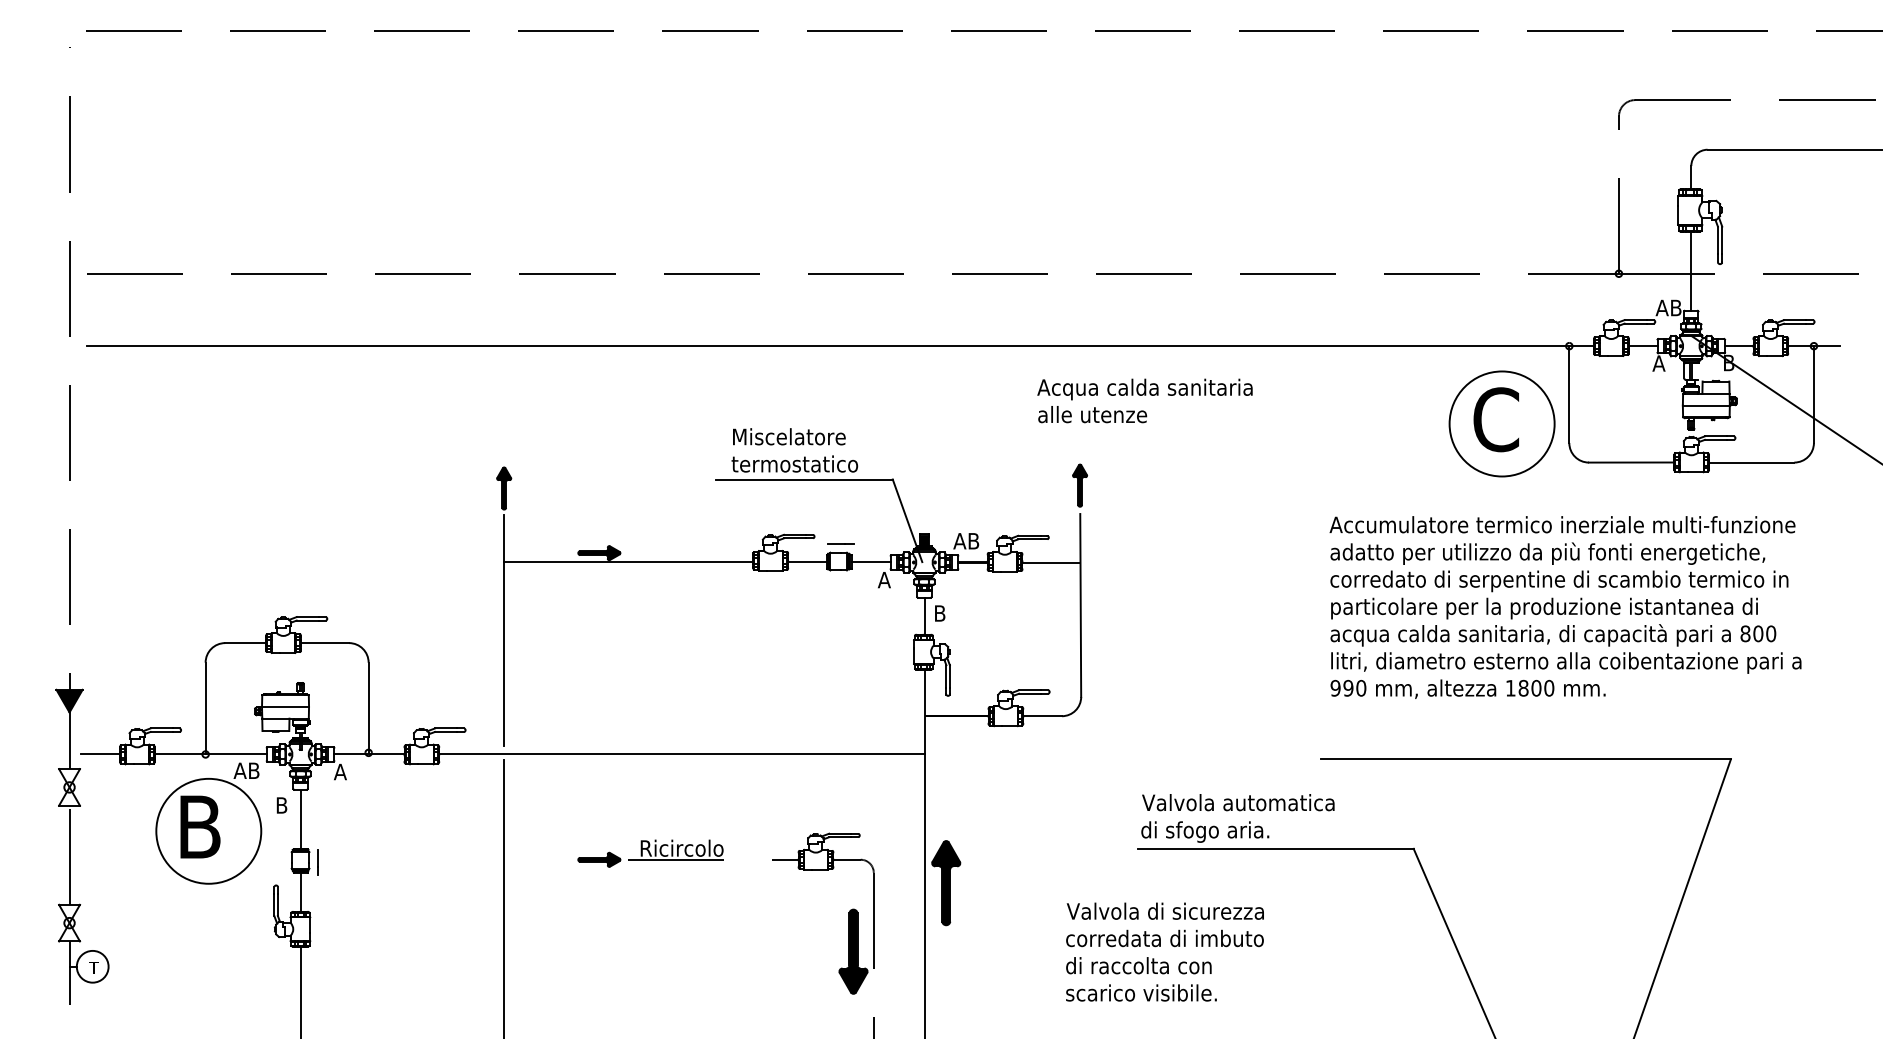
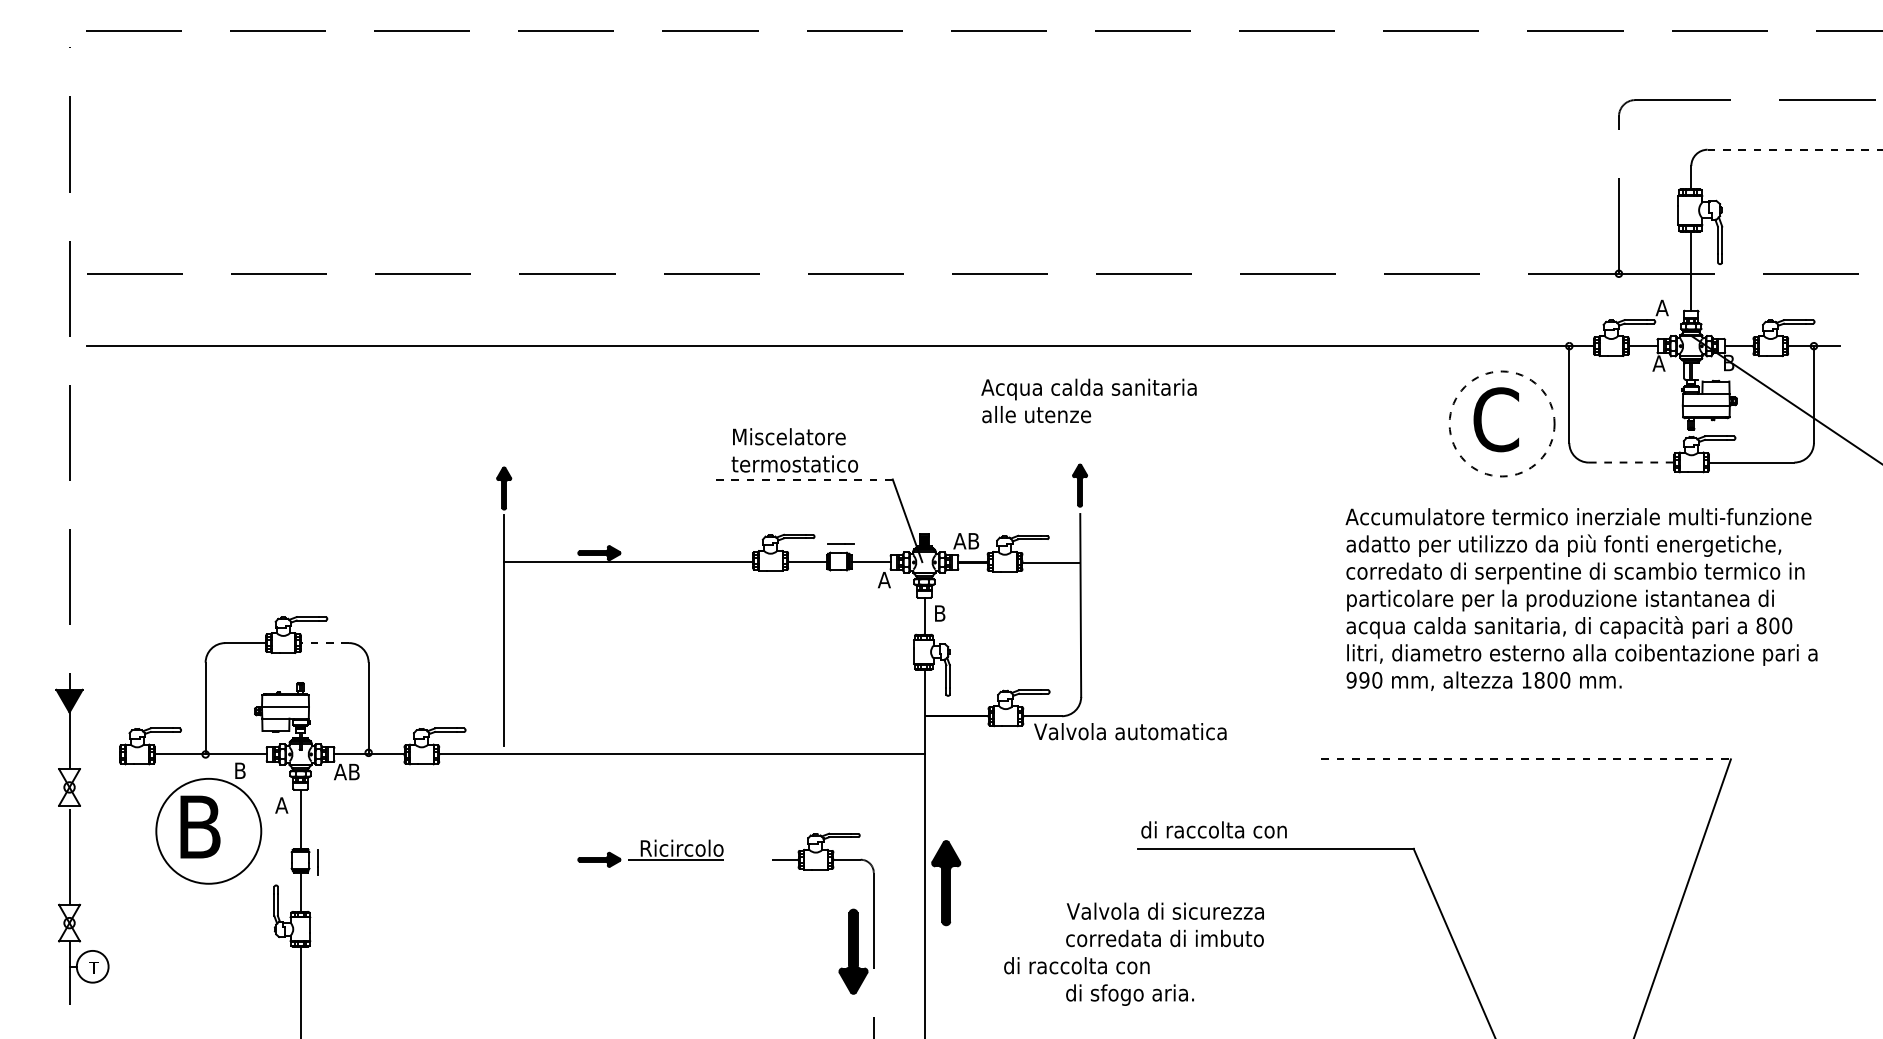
line: solid -> dashed (1795, 149)
text: AB -> A (1676, 307)
text position: (1144, 400) -> (1088, 400) (1088, 400)
circle: solid -> dashed (1501, 423)
line: solid -> dashed (1631, 462)
line: solid -> dashed (803, 479)
text position: (1565, 607) -> (1581, 599) (1581, 599)
line: solid -> dashed (324, 643)
line: present -> none (100, 754)
line: solid -> dashed (1526, 759)
text: AB -> B (246, 770)
text: A -> AB (354, 771)
text position: (1238, 802) -> (1130, 731) (1130, 731)
text: B -> A (281, 805)
text: di sfogo aria. -> di raccolta con (1226, 831)
line: present -> none (504, 897)
text position: (1138, 965) -> (1076, 965) (1076, 965)
text: scarico visibile. -> di sfogo aria. (1141, 994)
